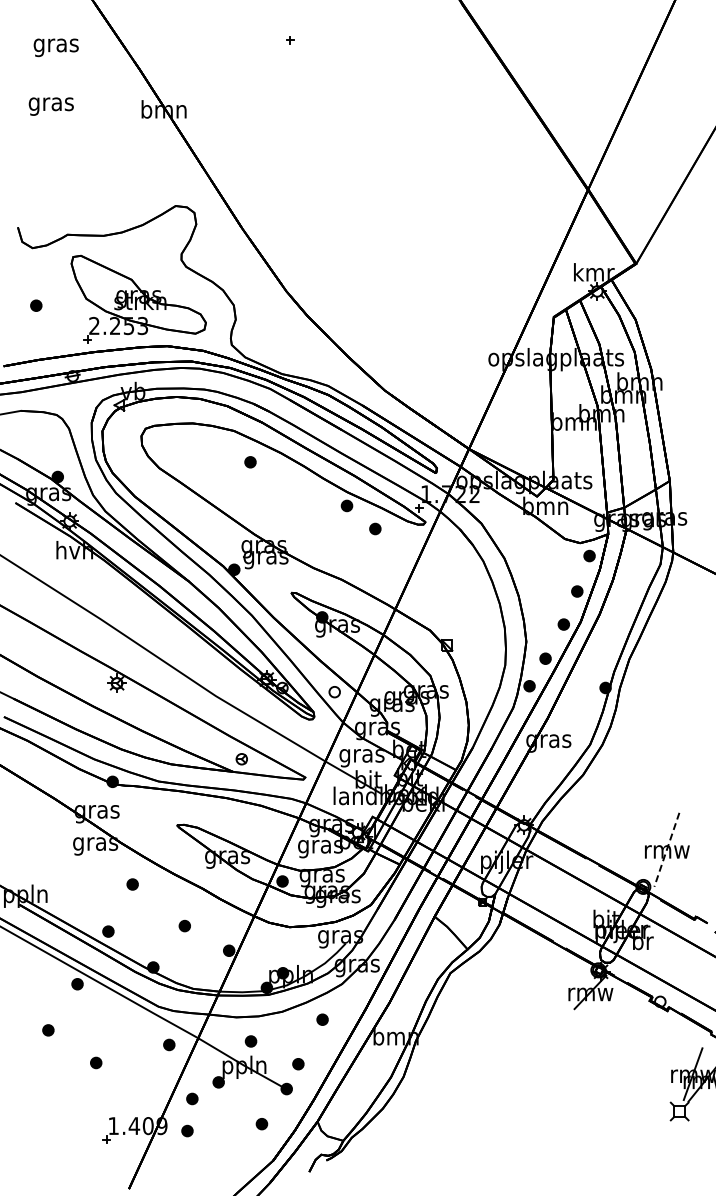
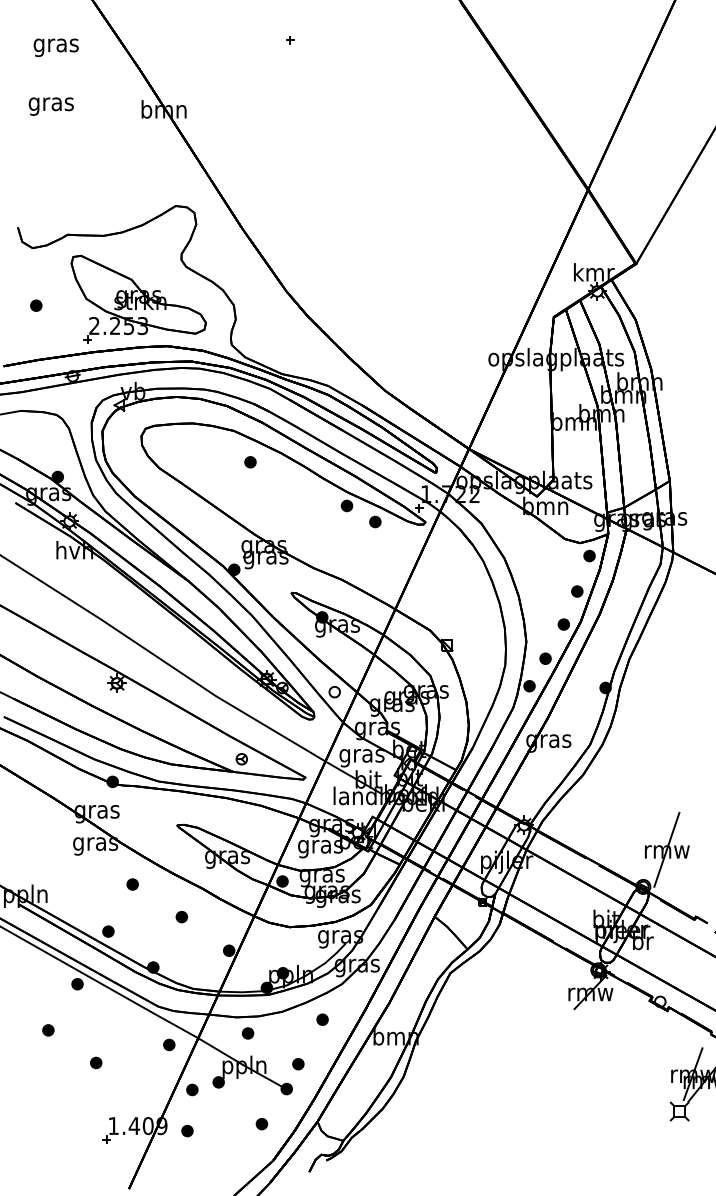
part position: (375, 528) -> (375, 521) (375, 521)
line: dashed -> solid (666, 850)
part position: (184, 925) -> (181, 916) (181, 916)
part position: (250, 1041) -> (247, 1033) (247, 1033)
part position: (192, 1098) -> (192, 1089) (192, 1089)
